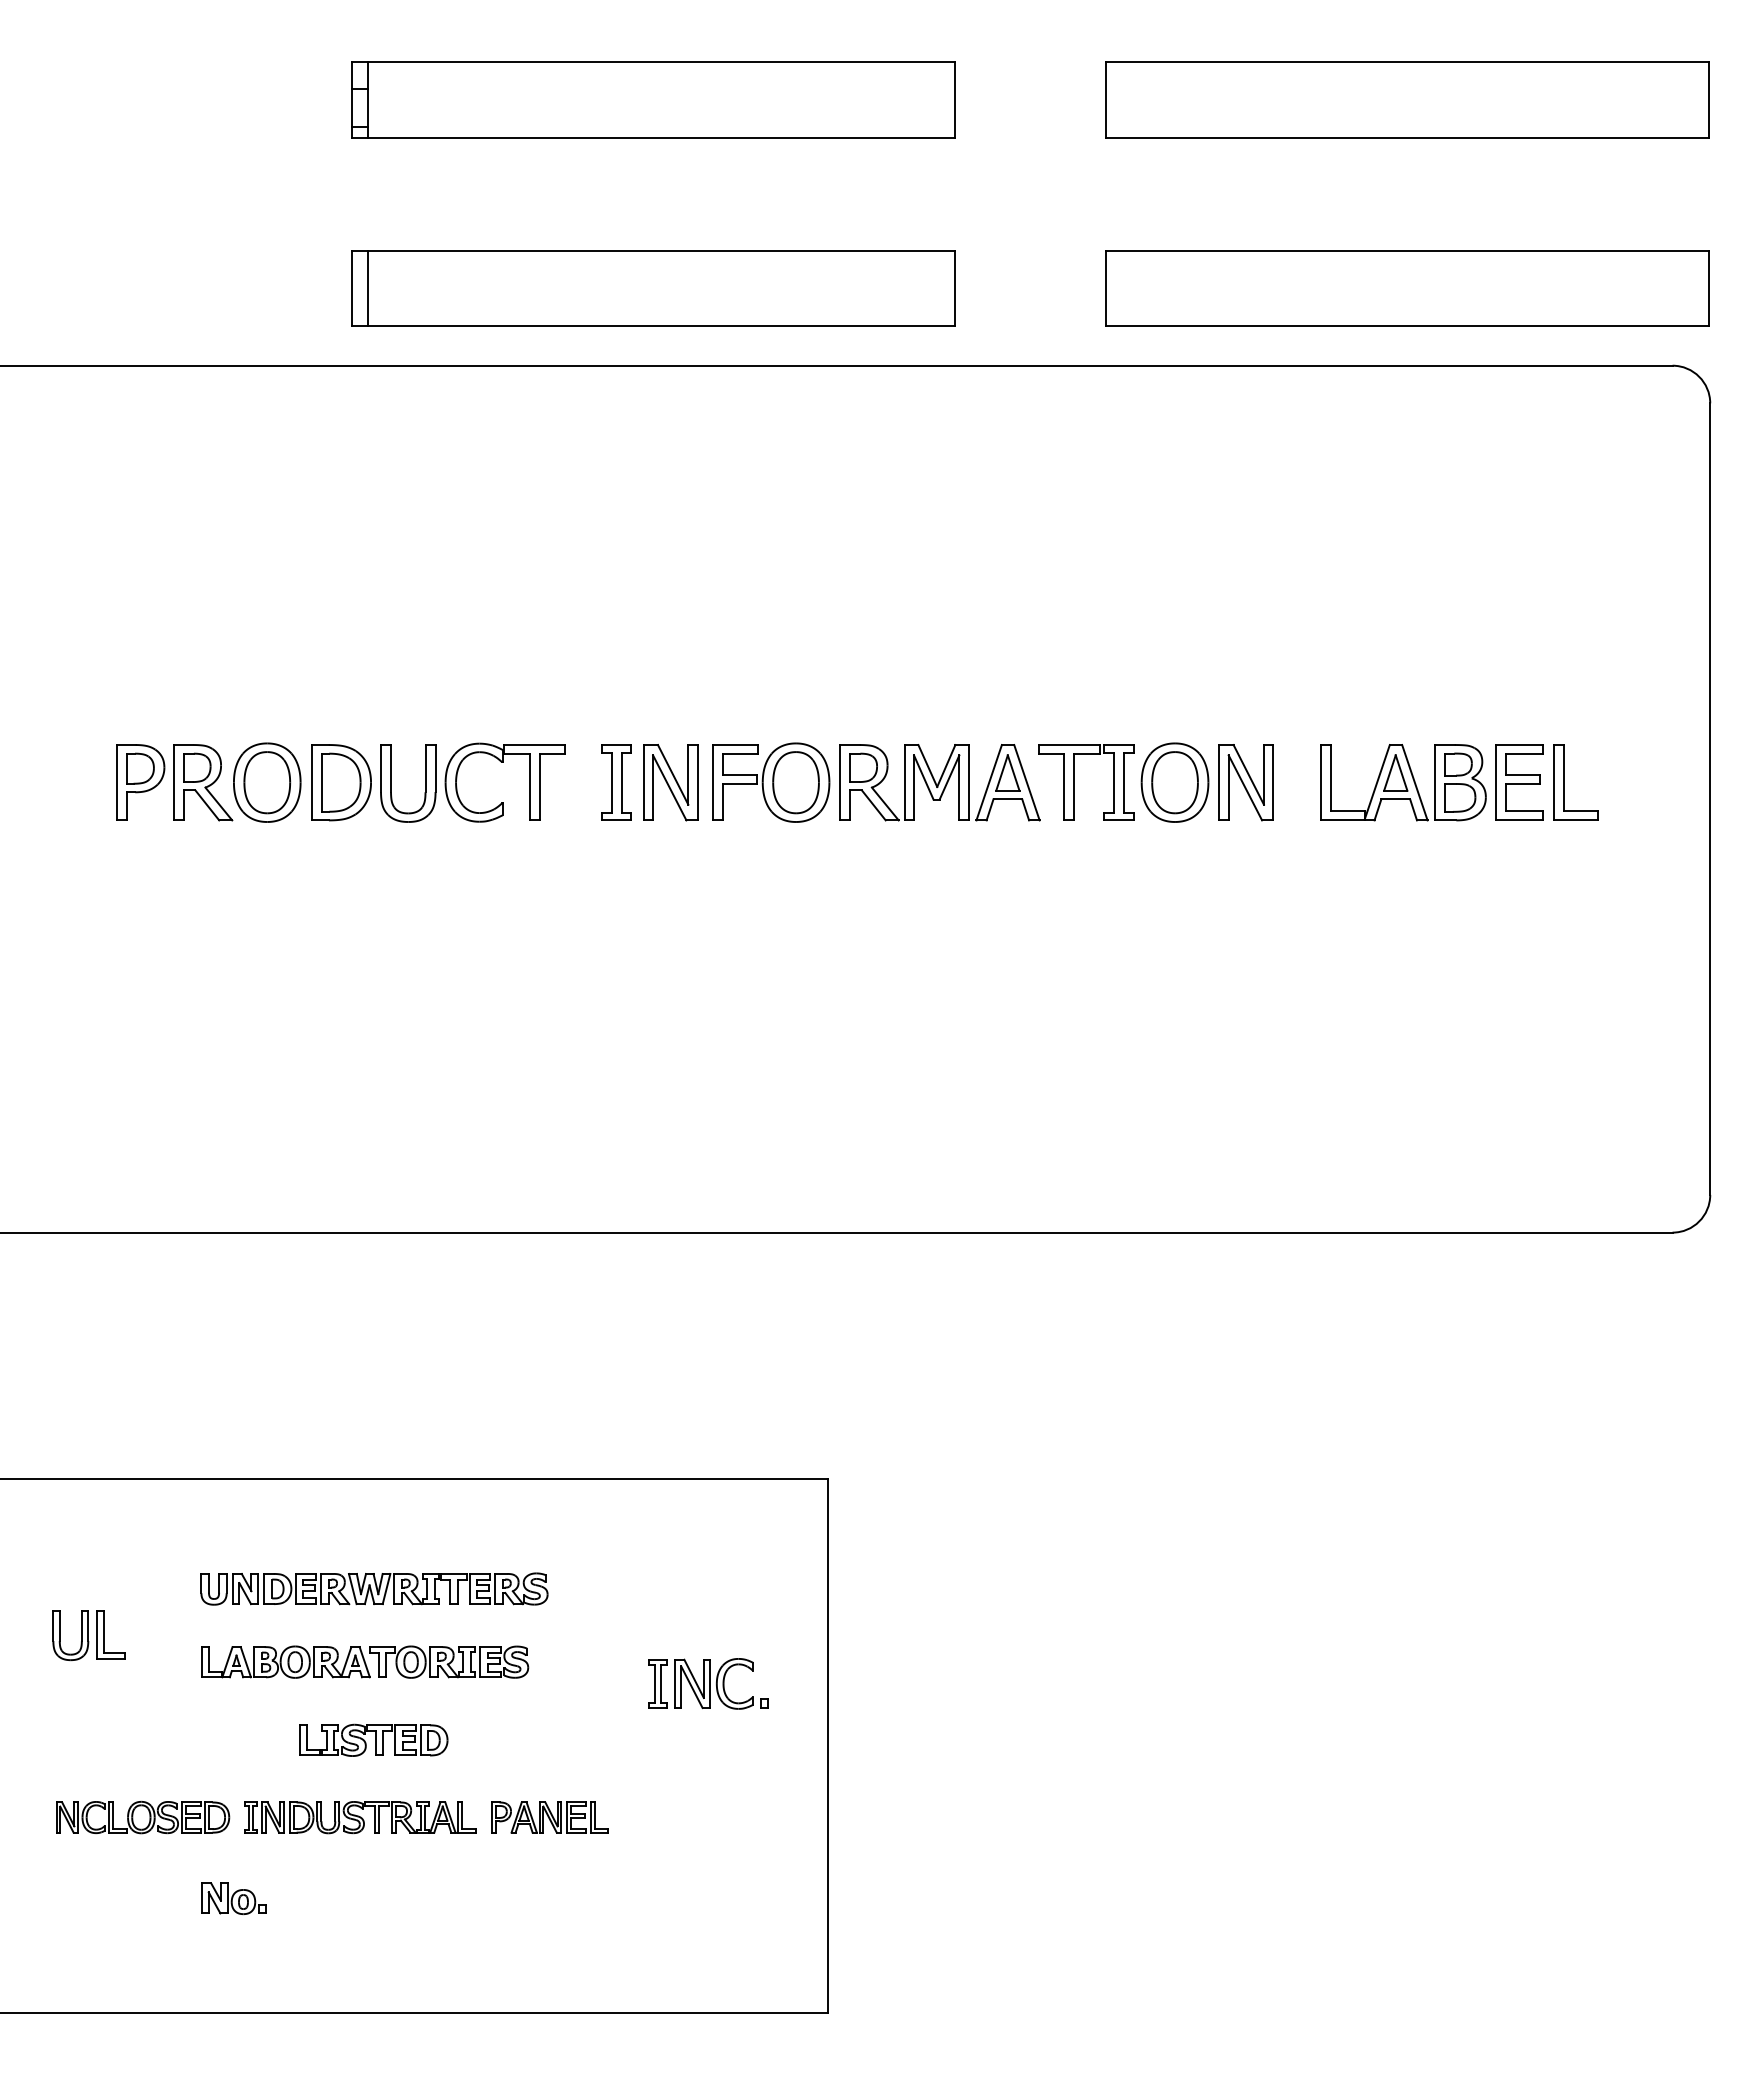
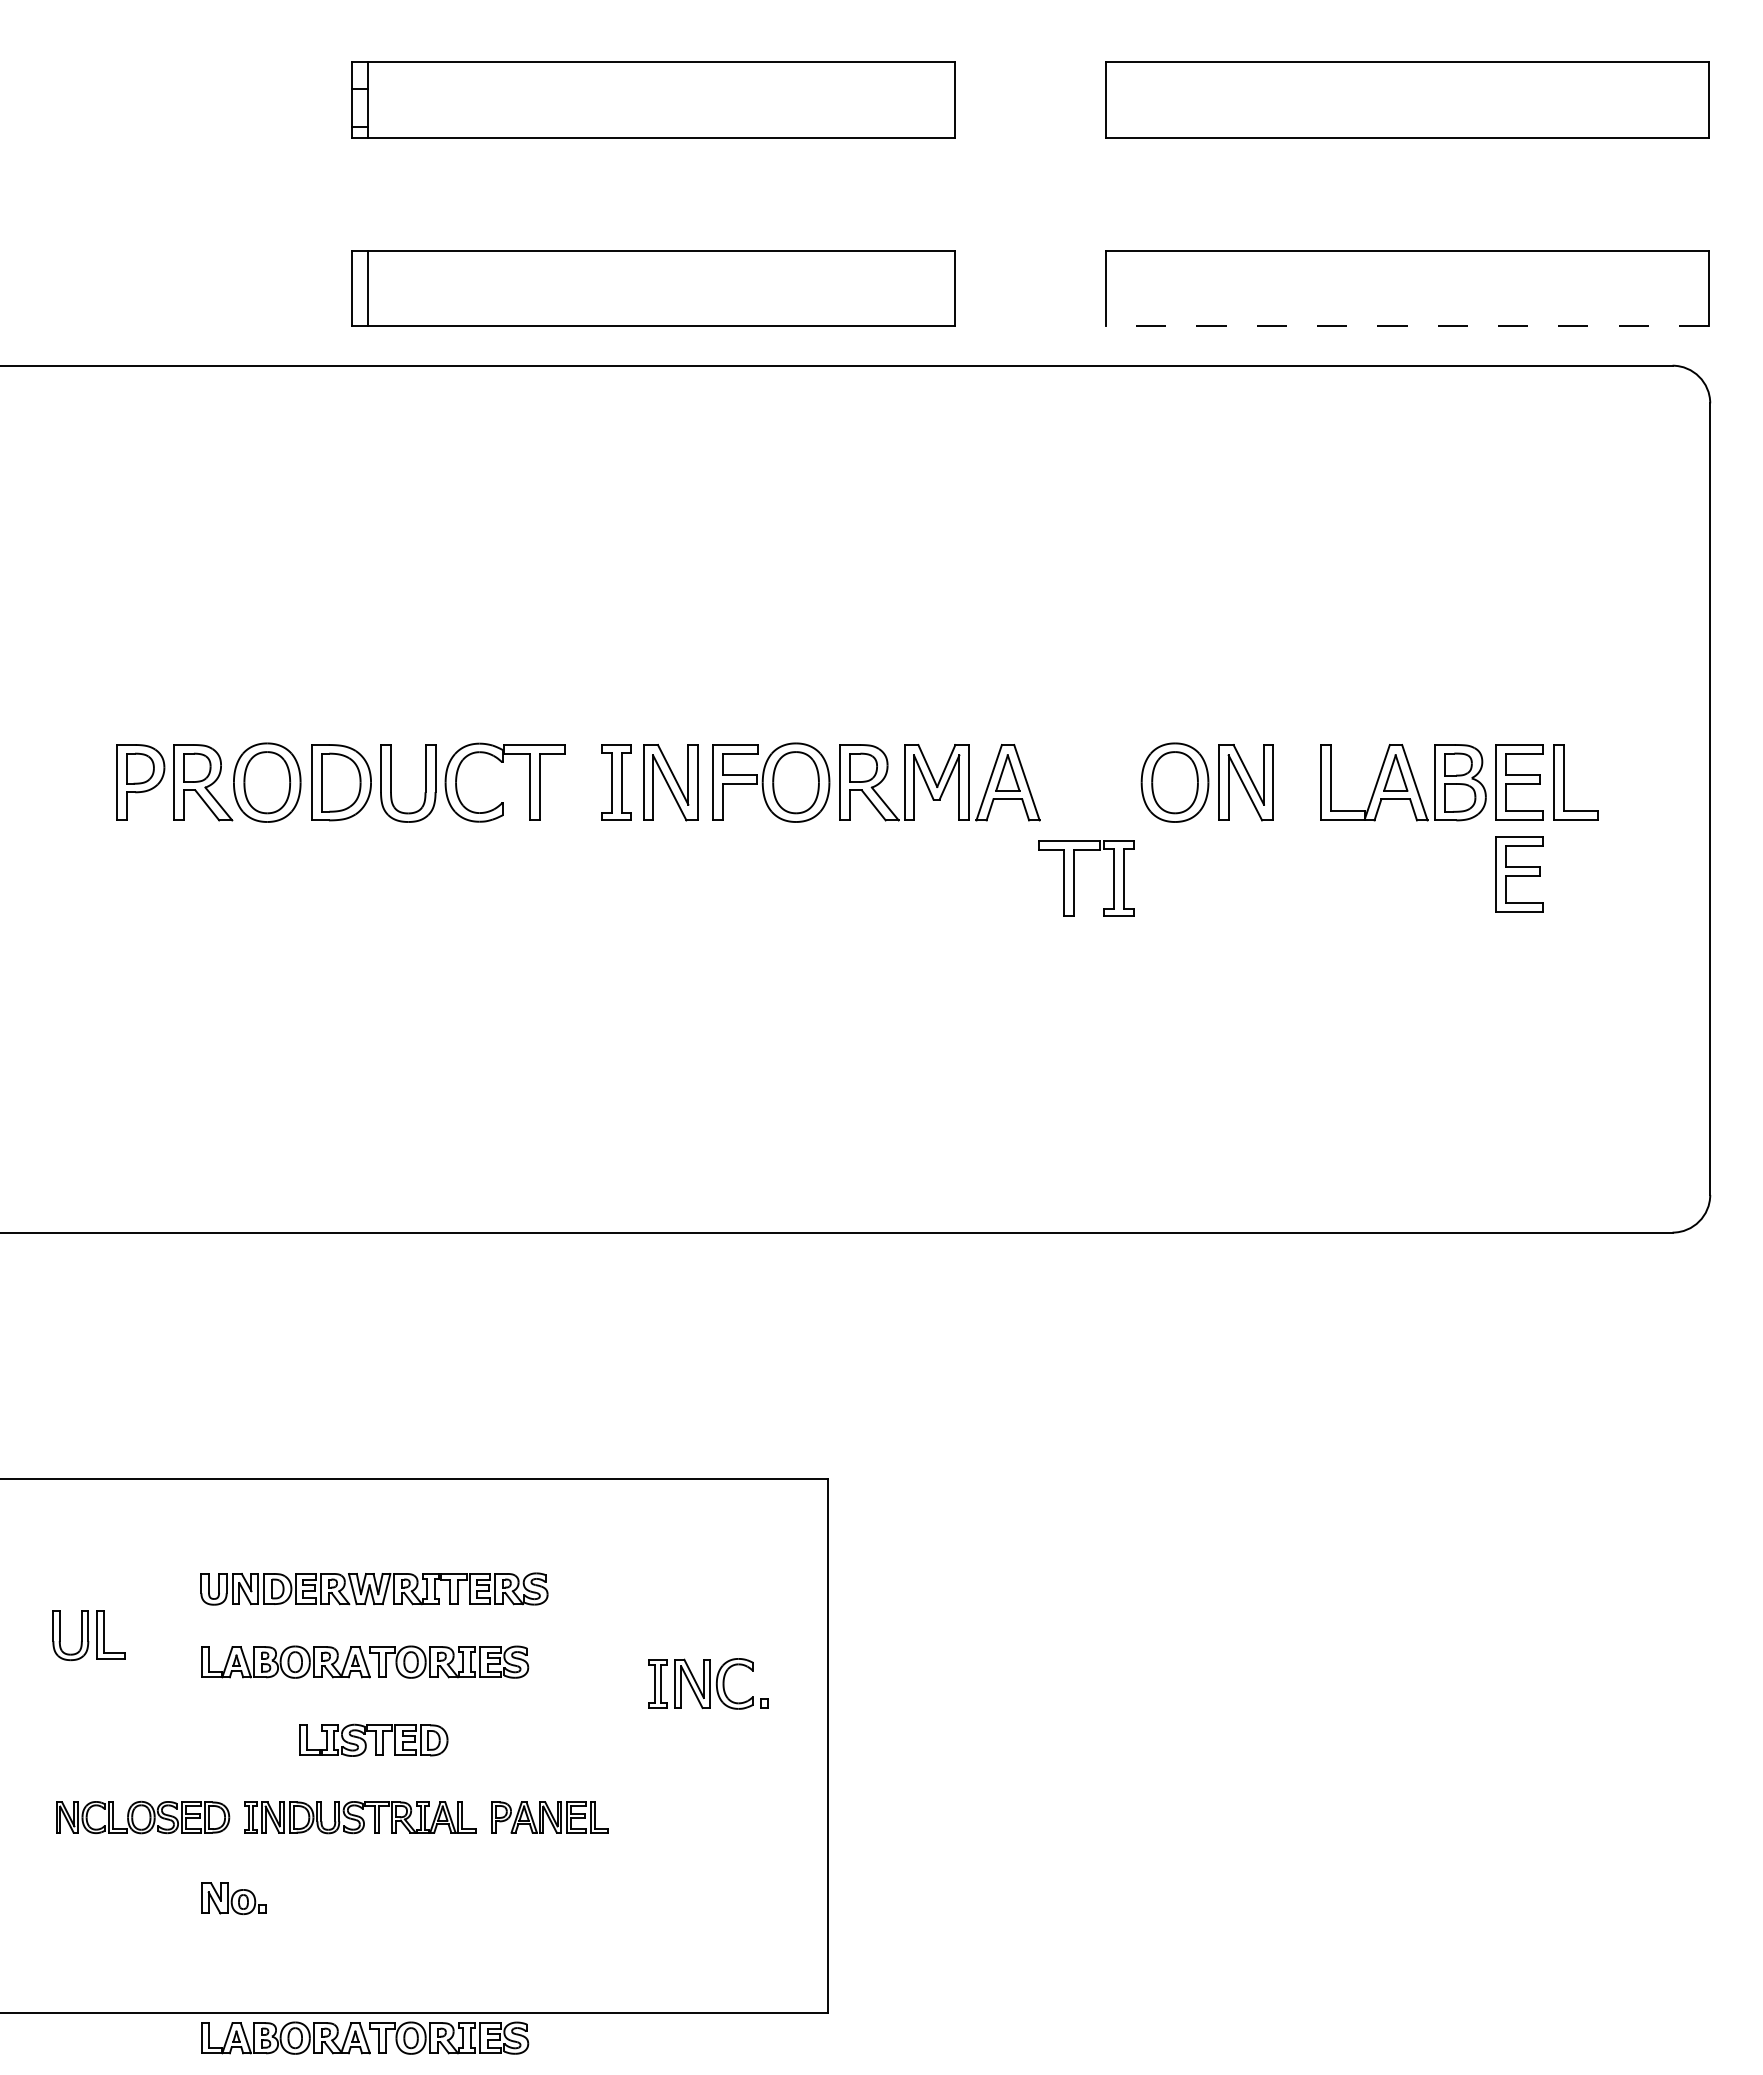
line: solid -> dashed (1407, 326)
part position: (1074, 782) -> (1074, 878) (1074, 878)
part: none -> present (1519, 874)
part: none -> present (365, 2037)
